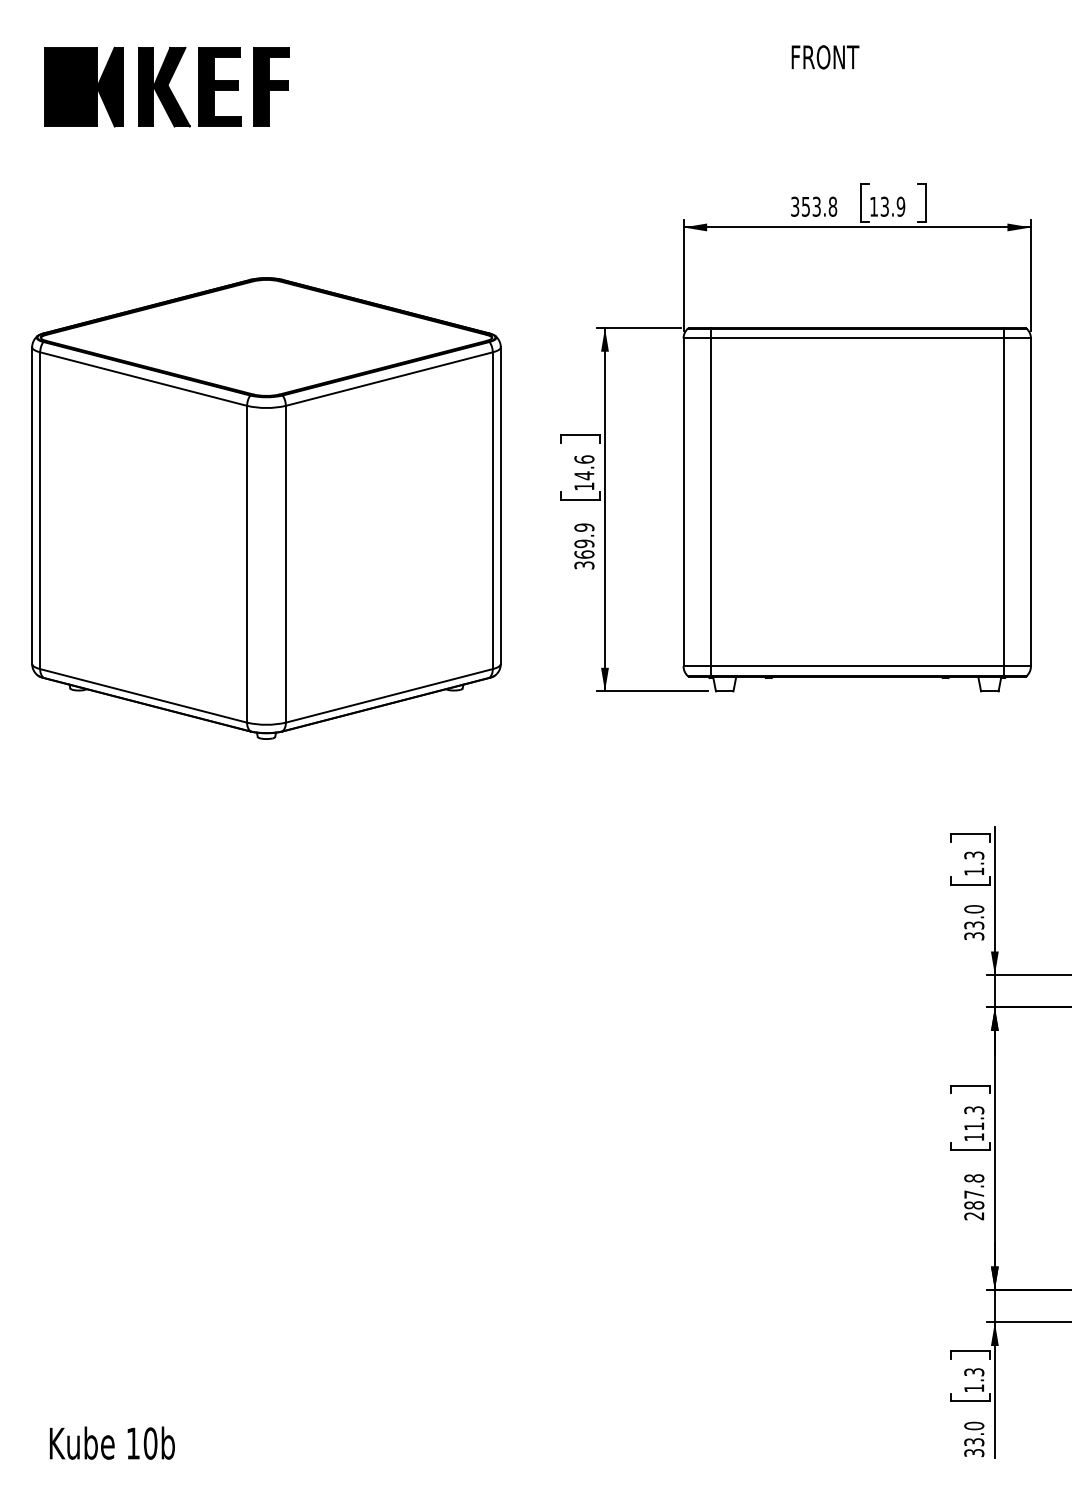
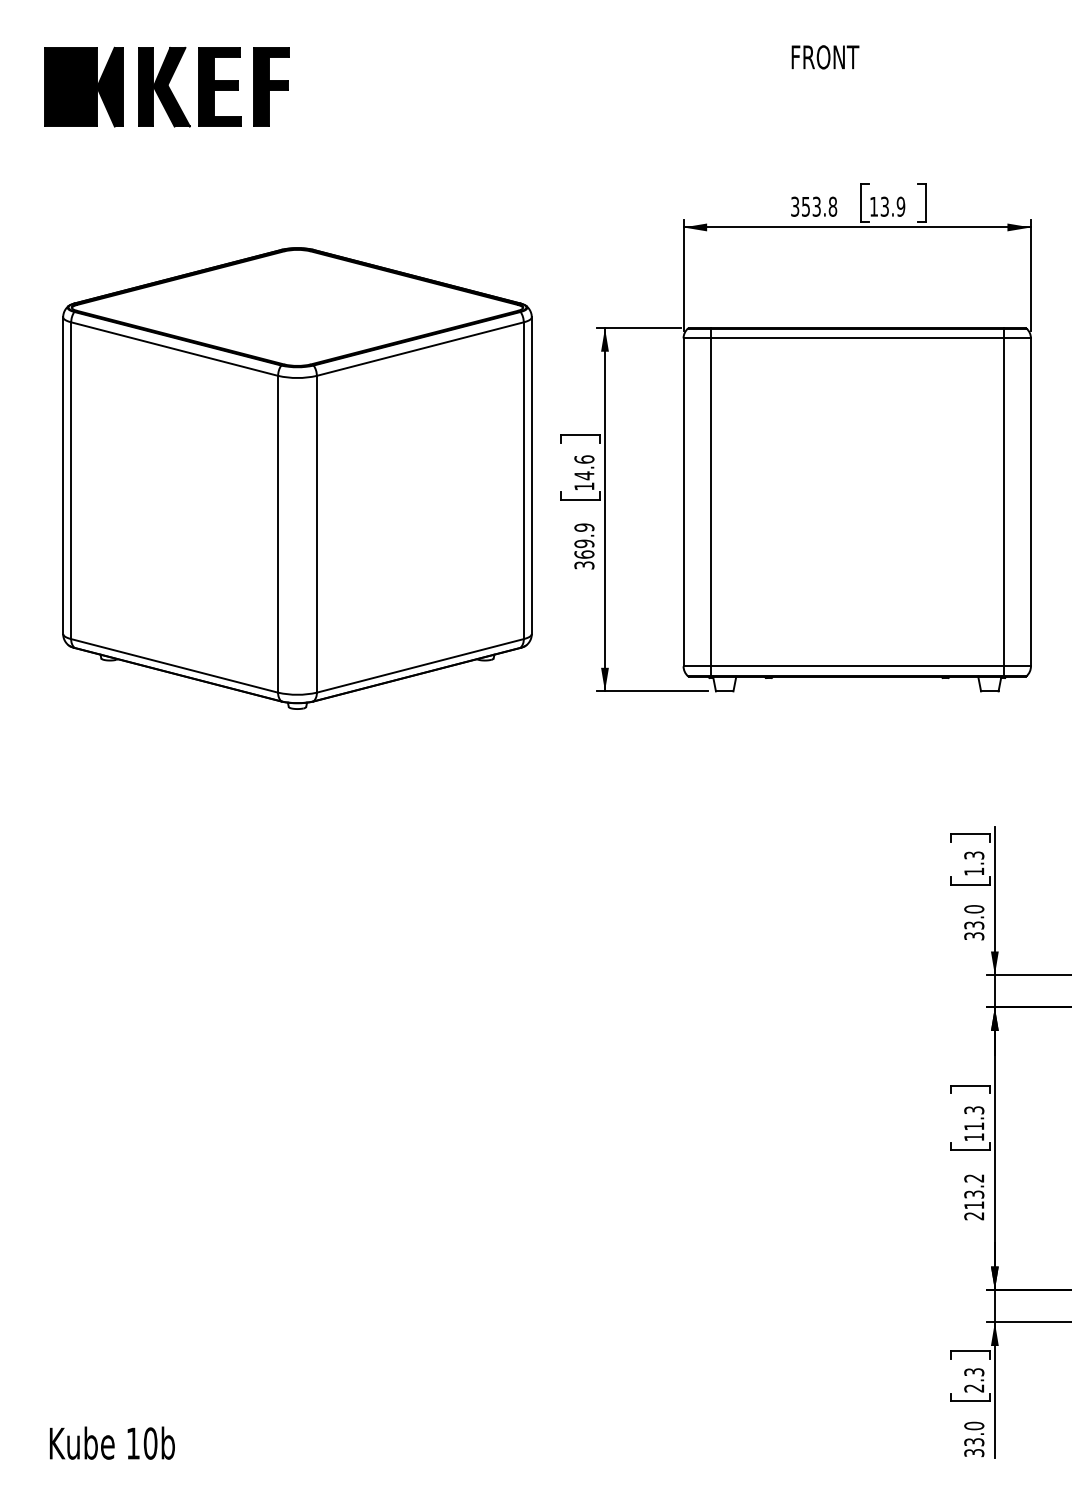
part position: (266, 508) -> (297, 478) (297, 478)
text: 287.8 -> 213.2 (974, 1191)
text: 1.3 -> 2.3 (973, 1388)
